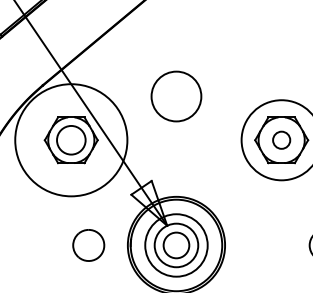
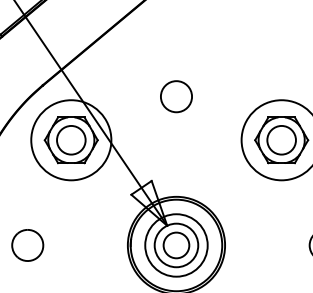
circle size: 53x53 px -> 33x34 px (176, 96)
circle diameter: 17 px -> 29 px (281, 139)
circle diameter: 112 px -> 80 px (71, 140)
part position: (88, 245) -> (27, 245) (27, 245)
